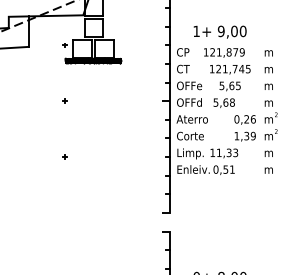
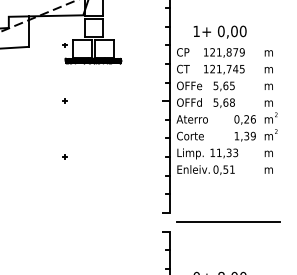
text: 9,00 -> 0,00 (220, 31)
text position: (230, 77) -> (224, 77) (224, 77)
line: none -> present (228, 222)
